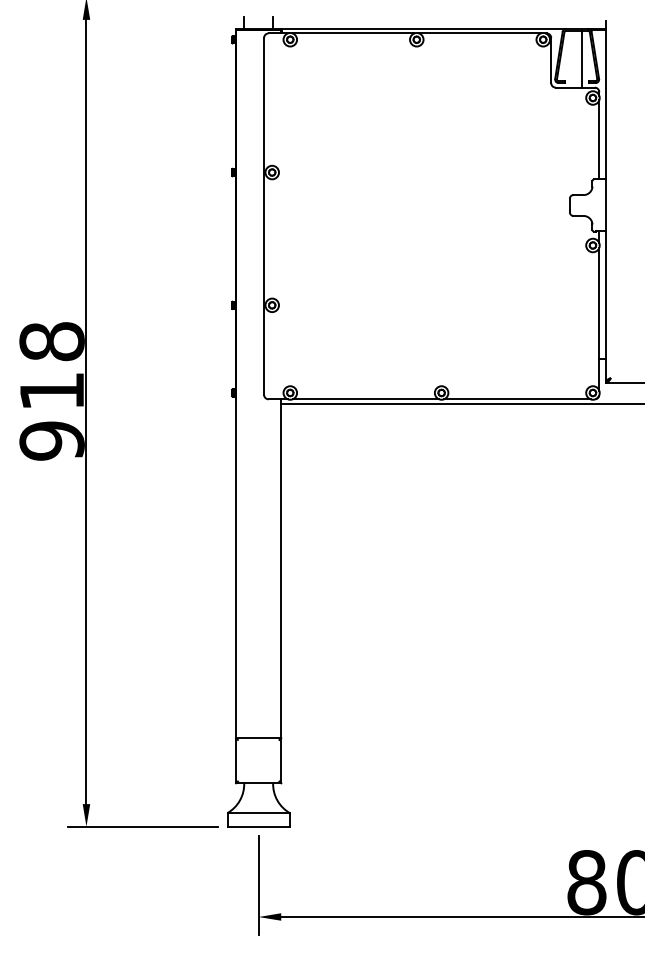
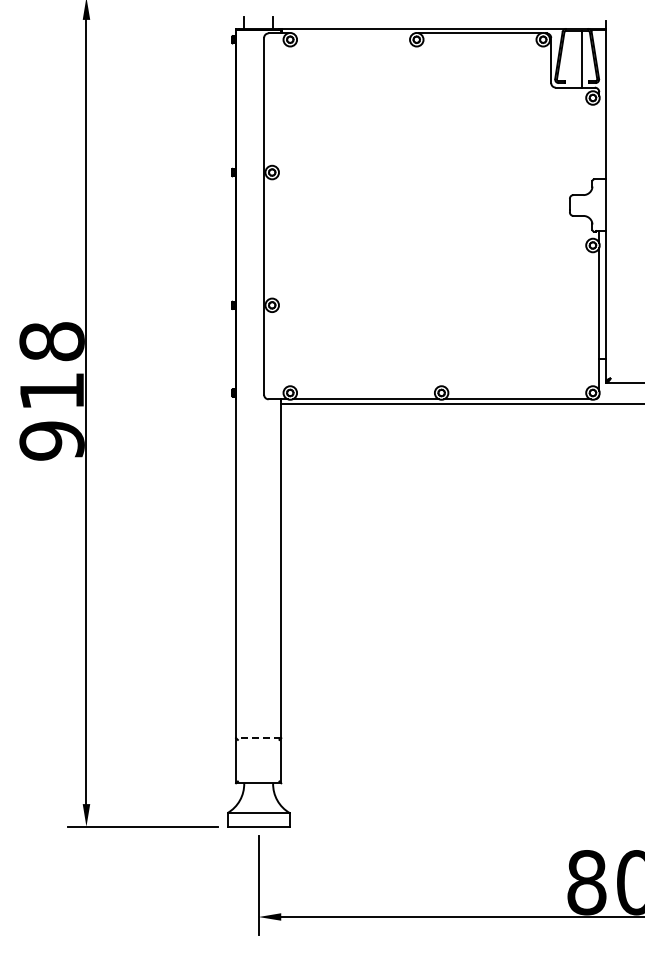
line: present -> none (353, 33)
line: present -> none (599, 139)
line: solid -> dashed (258, 738)
